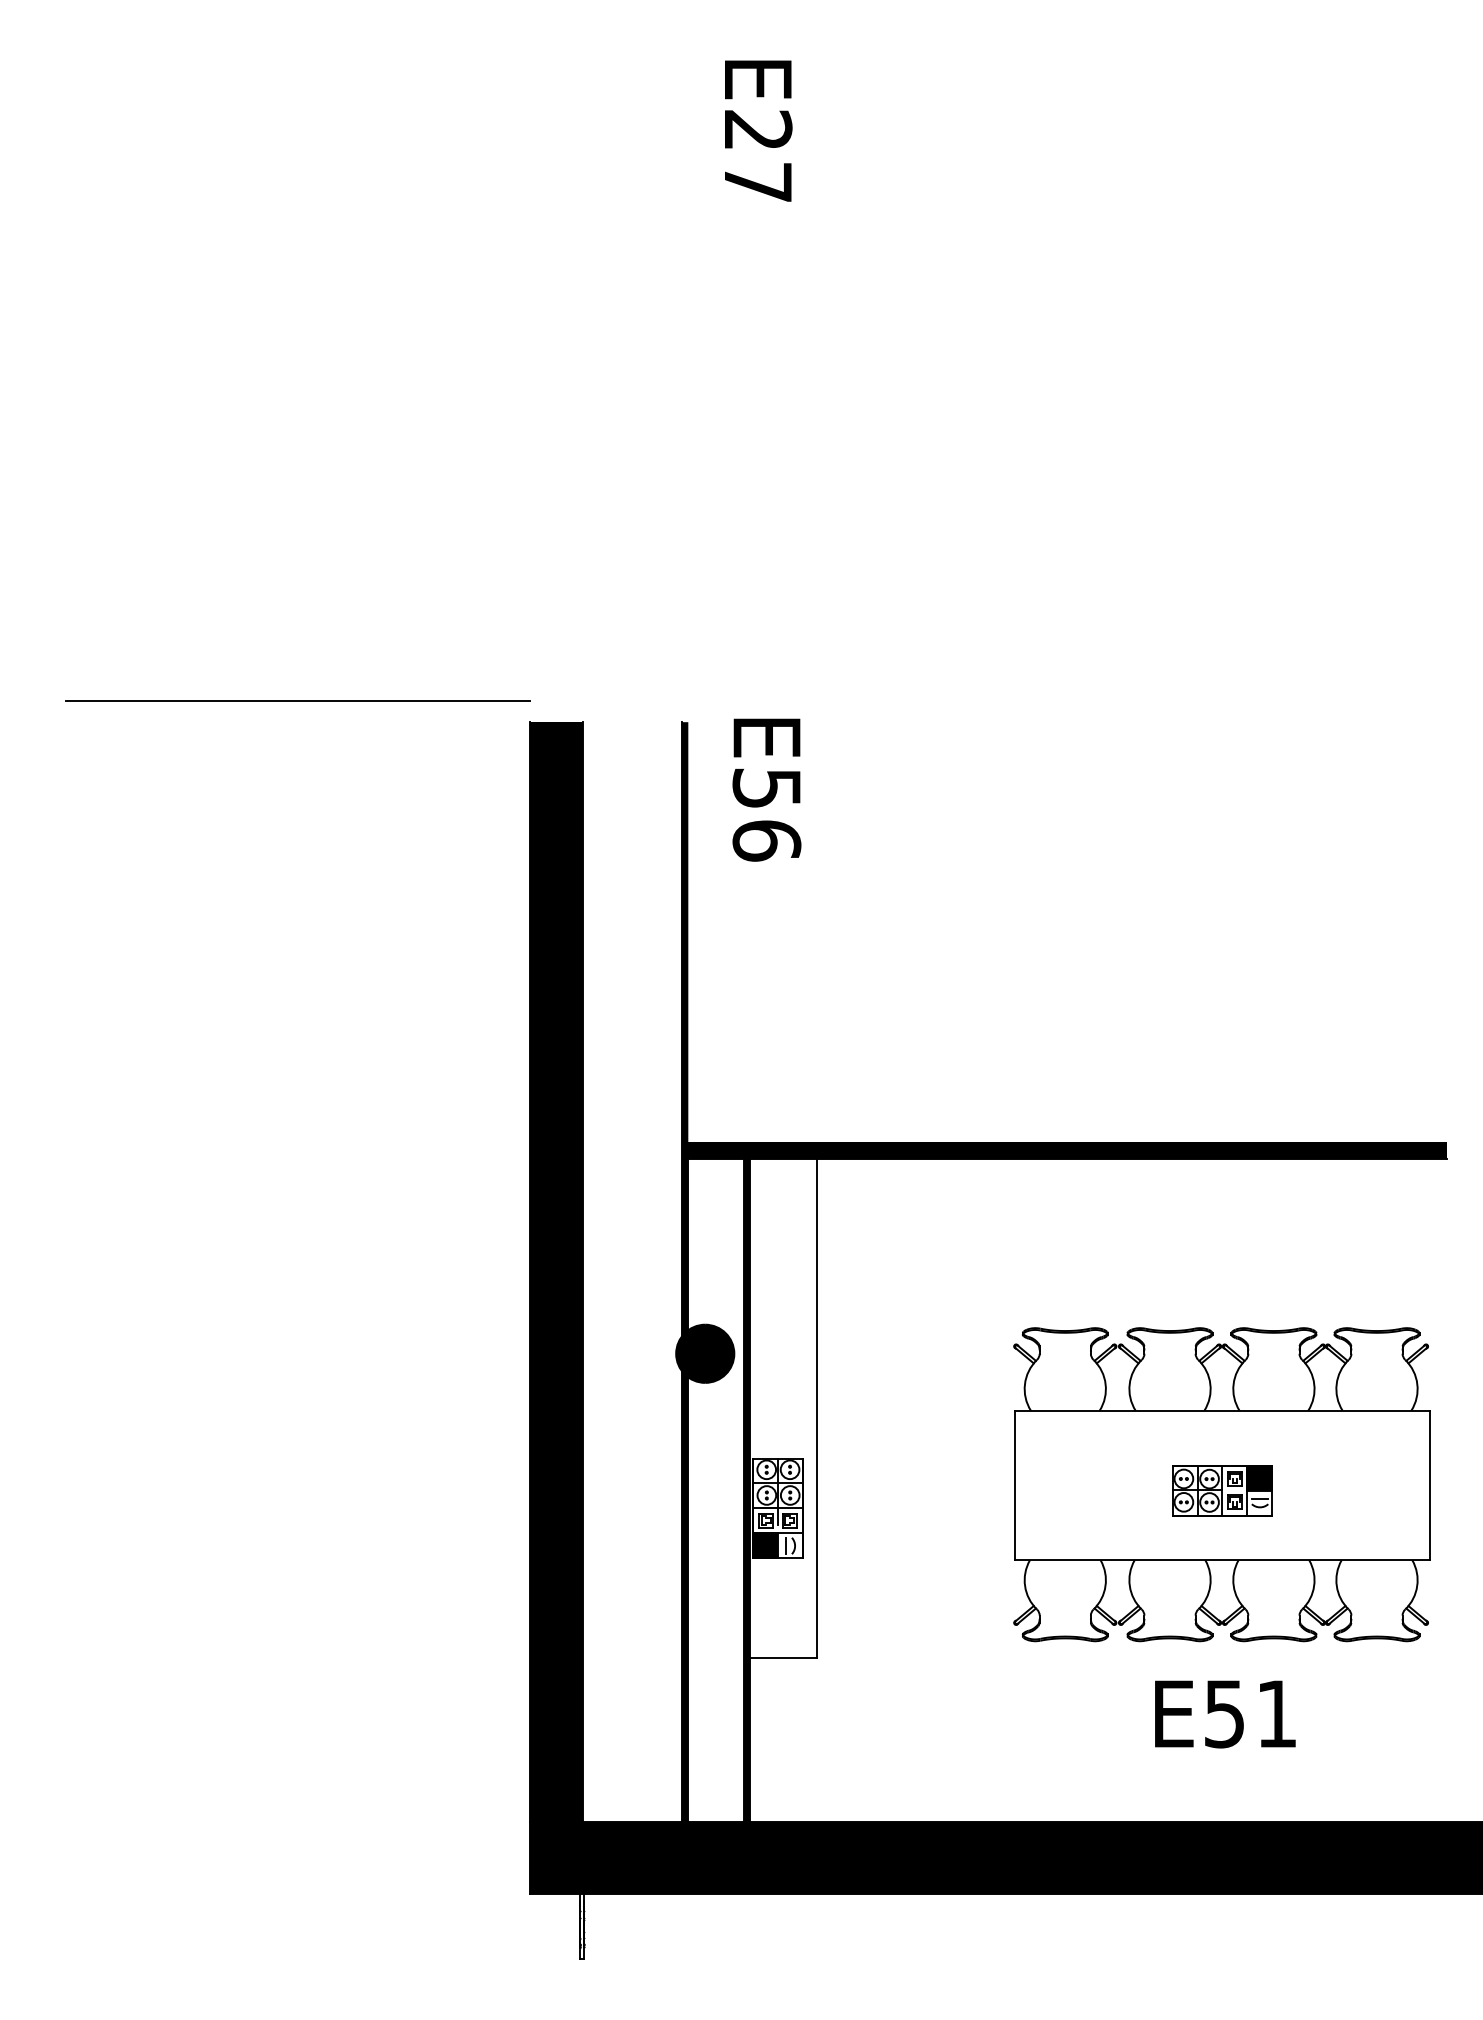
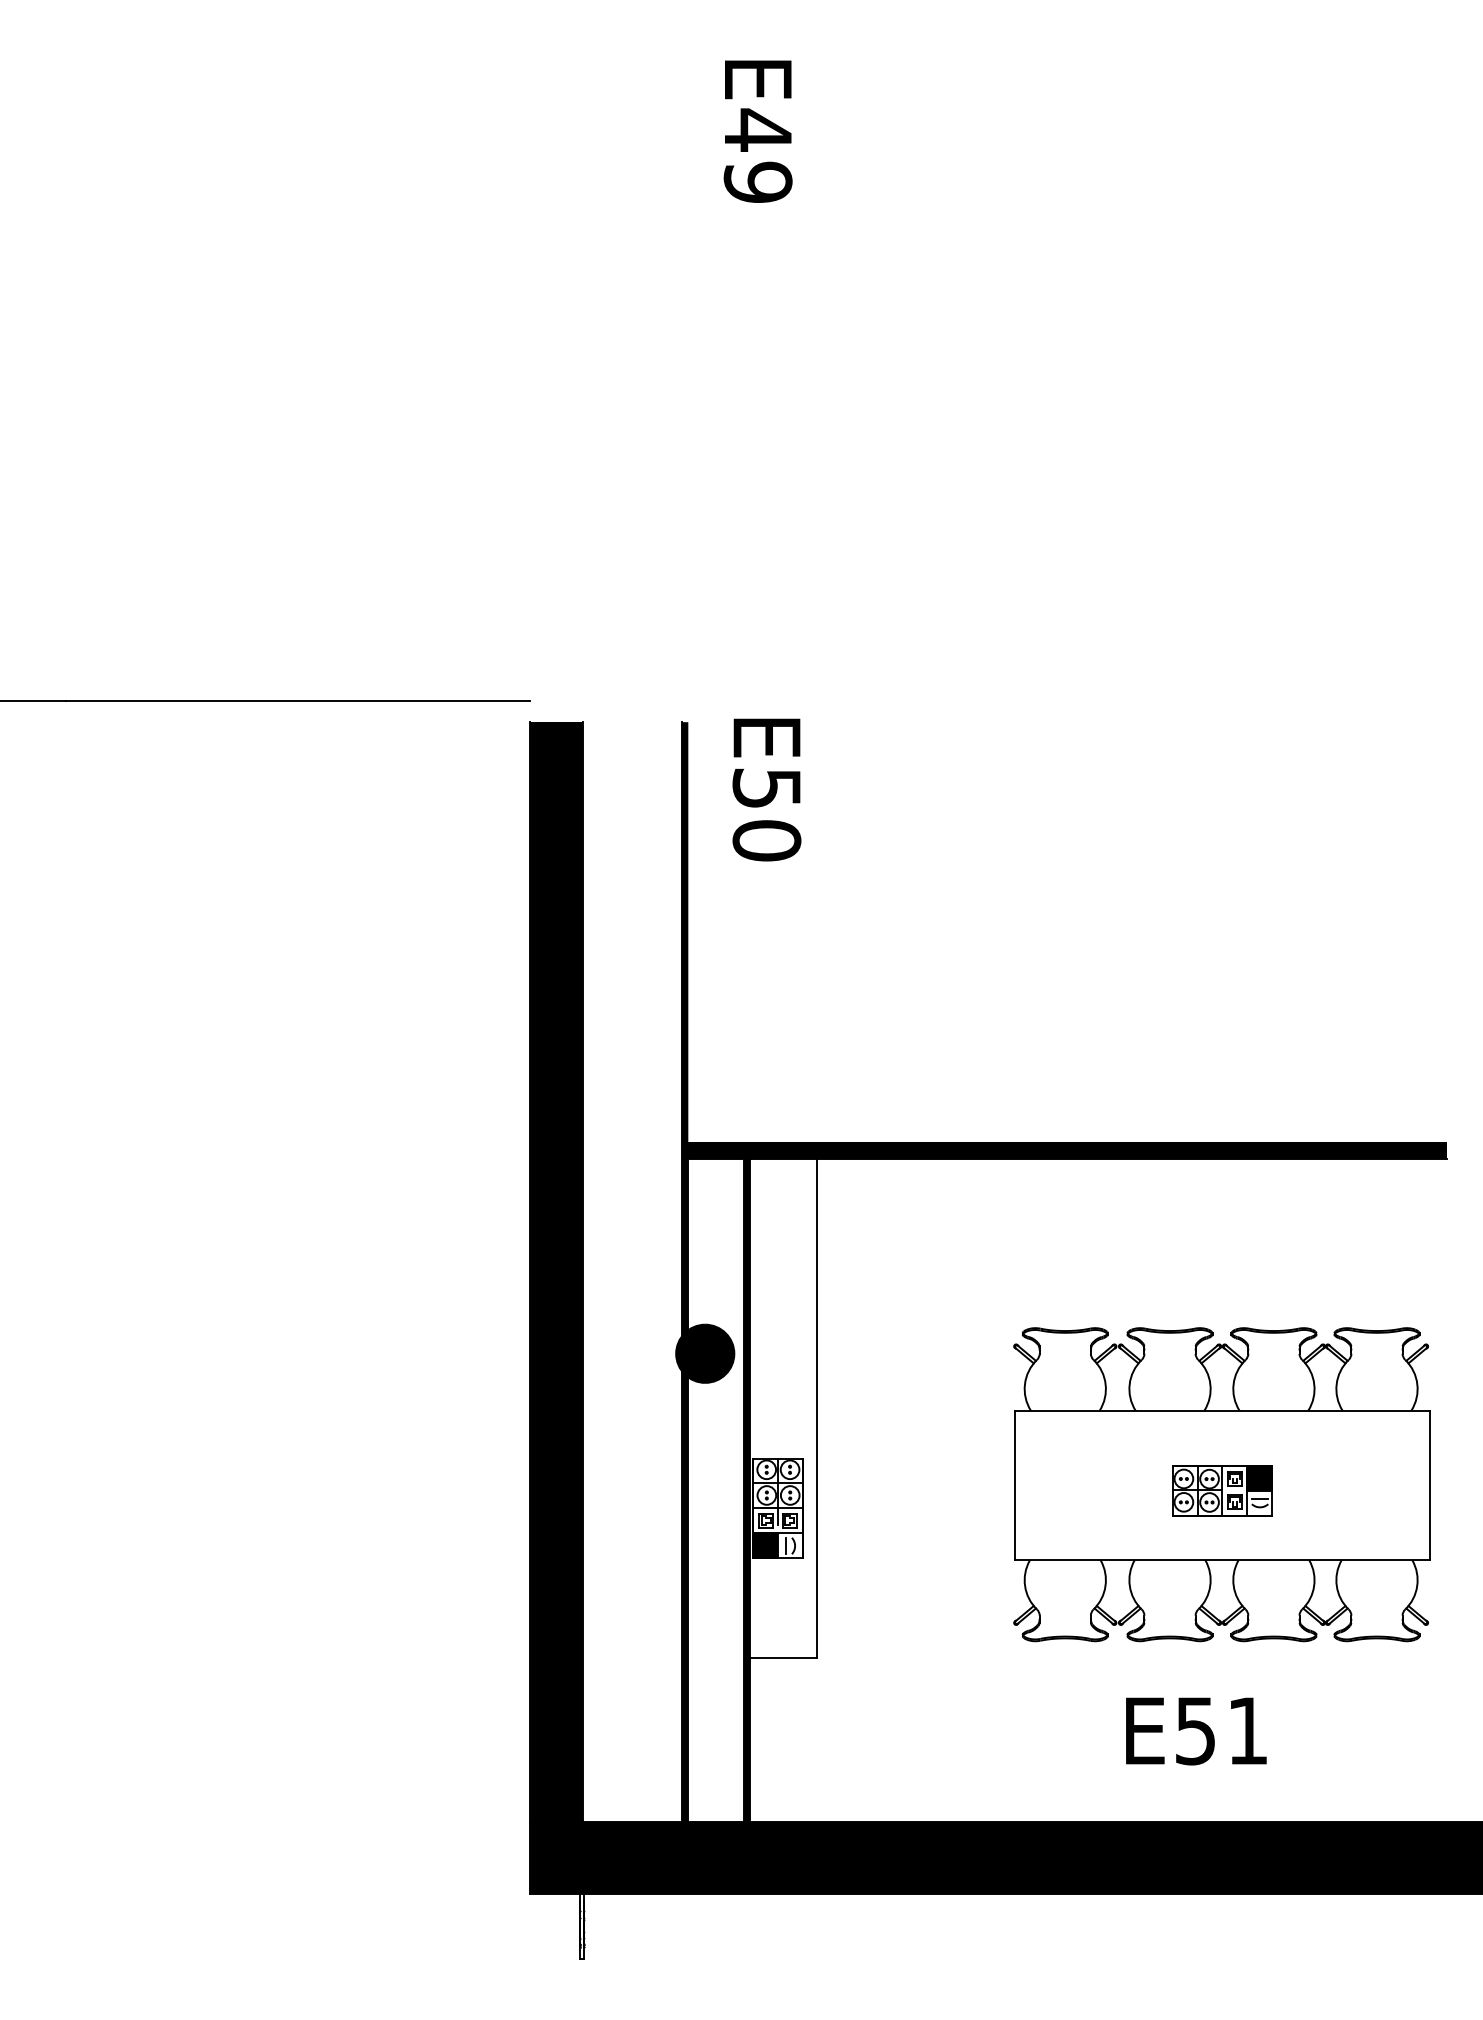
text: E27 -> E49 (757, 155)
line: none -> present (33, 700)
text: E56 -> E50 (766, 840)
text position: (1225, 1714) -> (1196, 1731) (1196, 1731)
